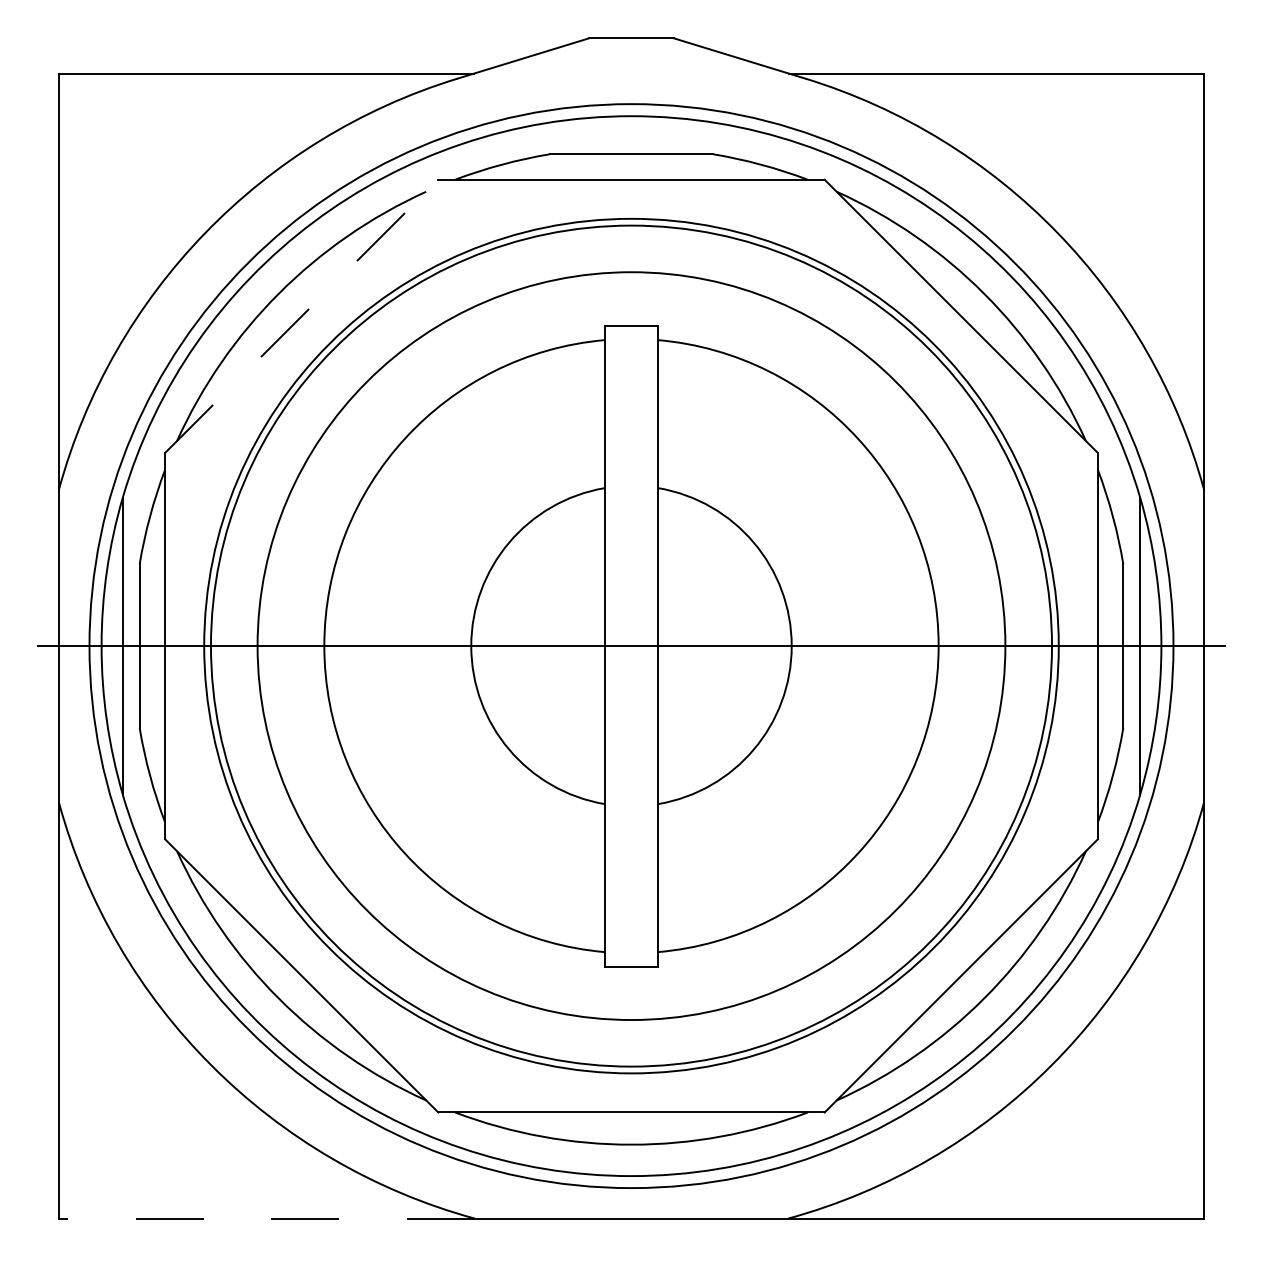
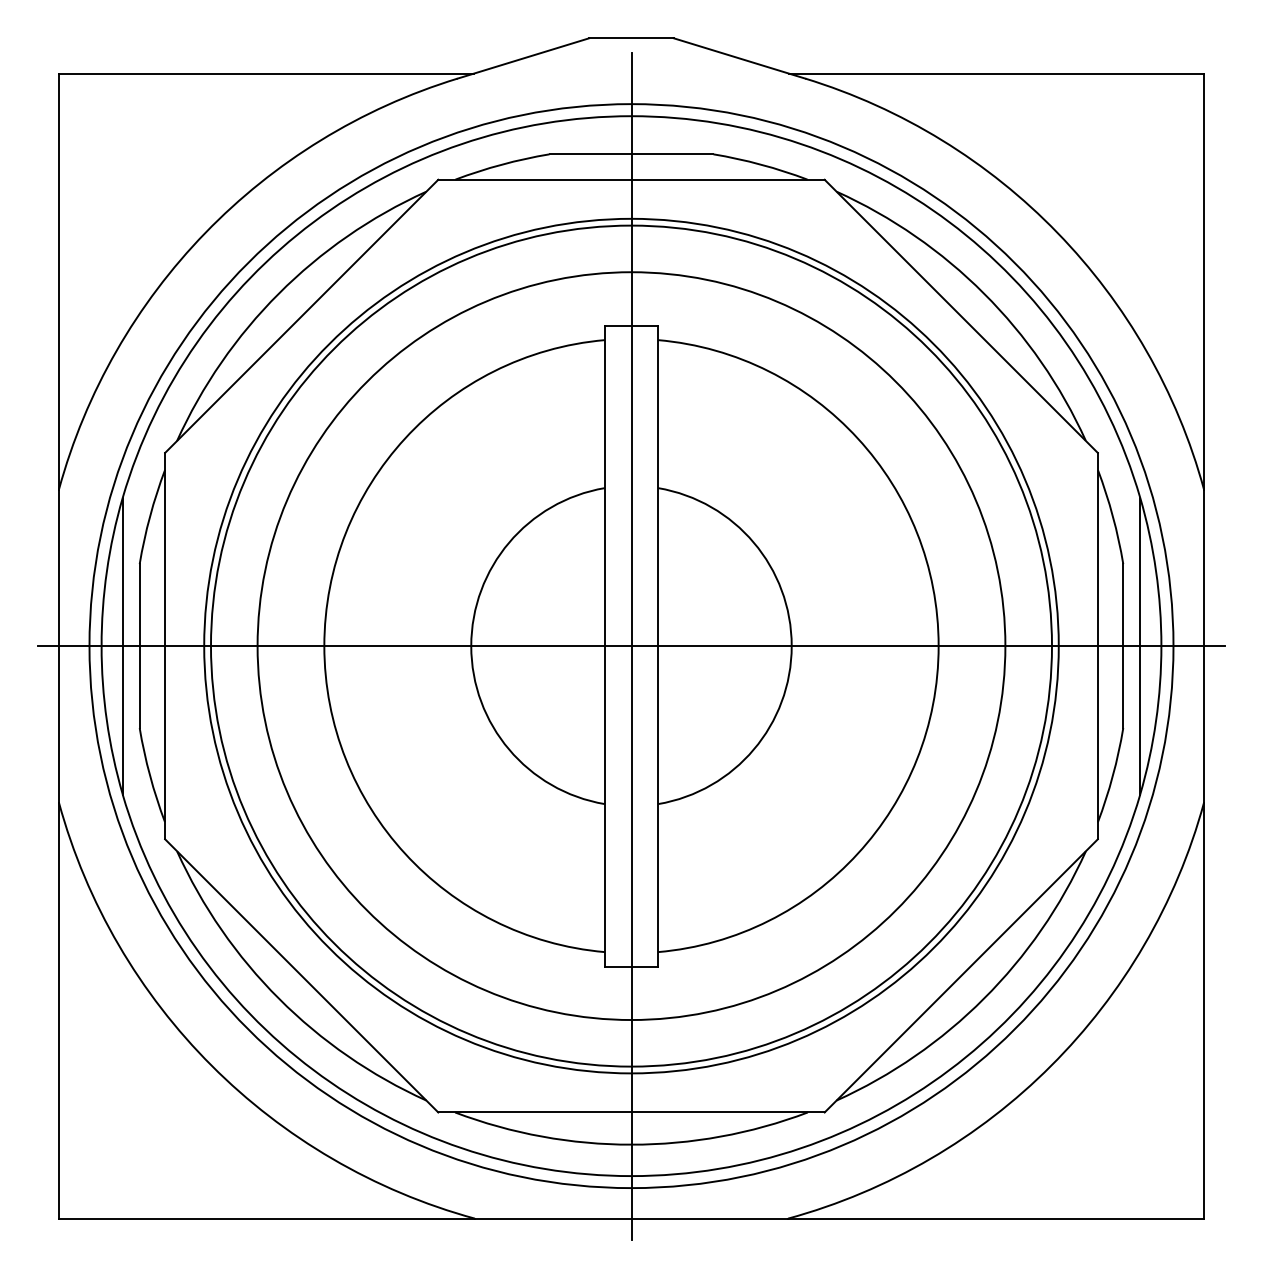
line: dashed -> solid (302, 316)
line: none -> present (631, 645)
line: dashed -> solid (266, 1218)
